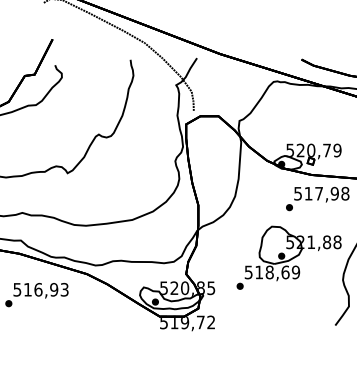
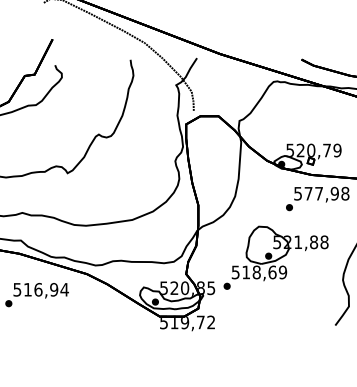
text: 517,98 -> 577,98 (308, 193)
part position: (288, 257) -> (275, 257) (275, 257)
text: 516,93 -> 516,94 (64, 289)
